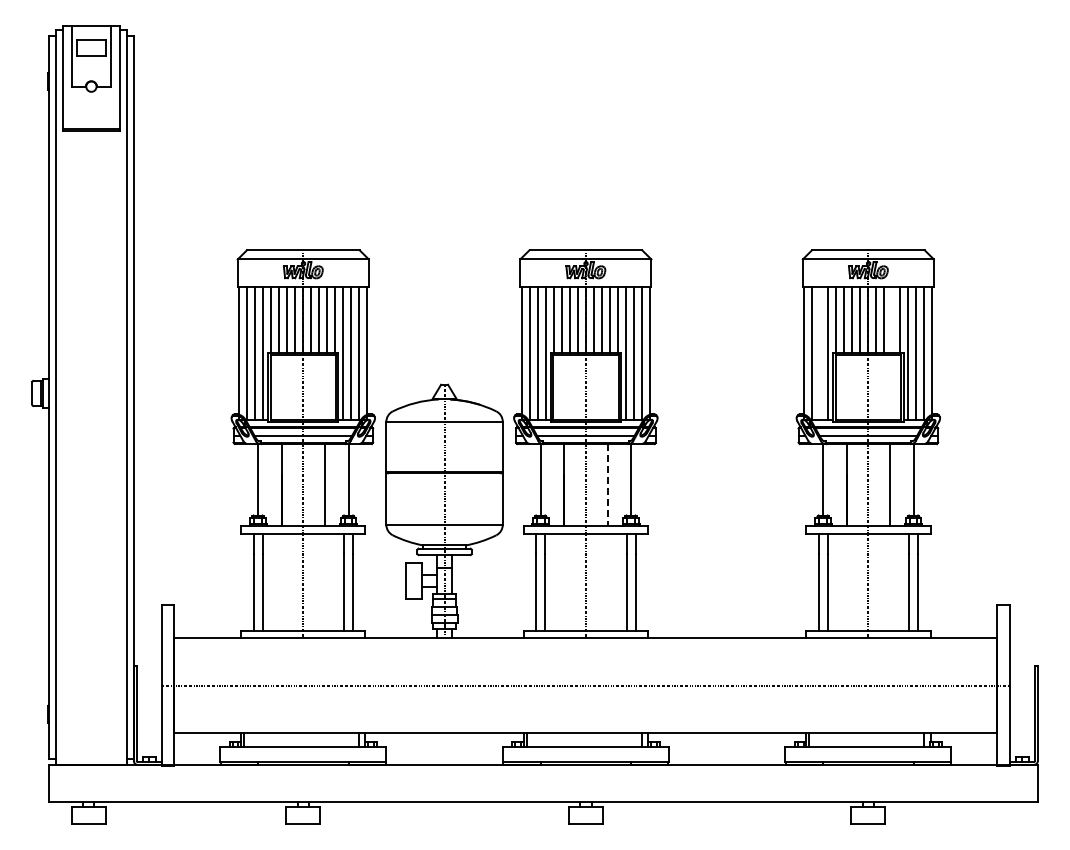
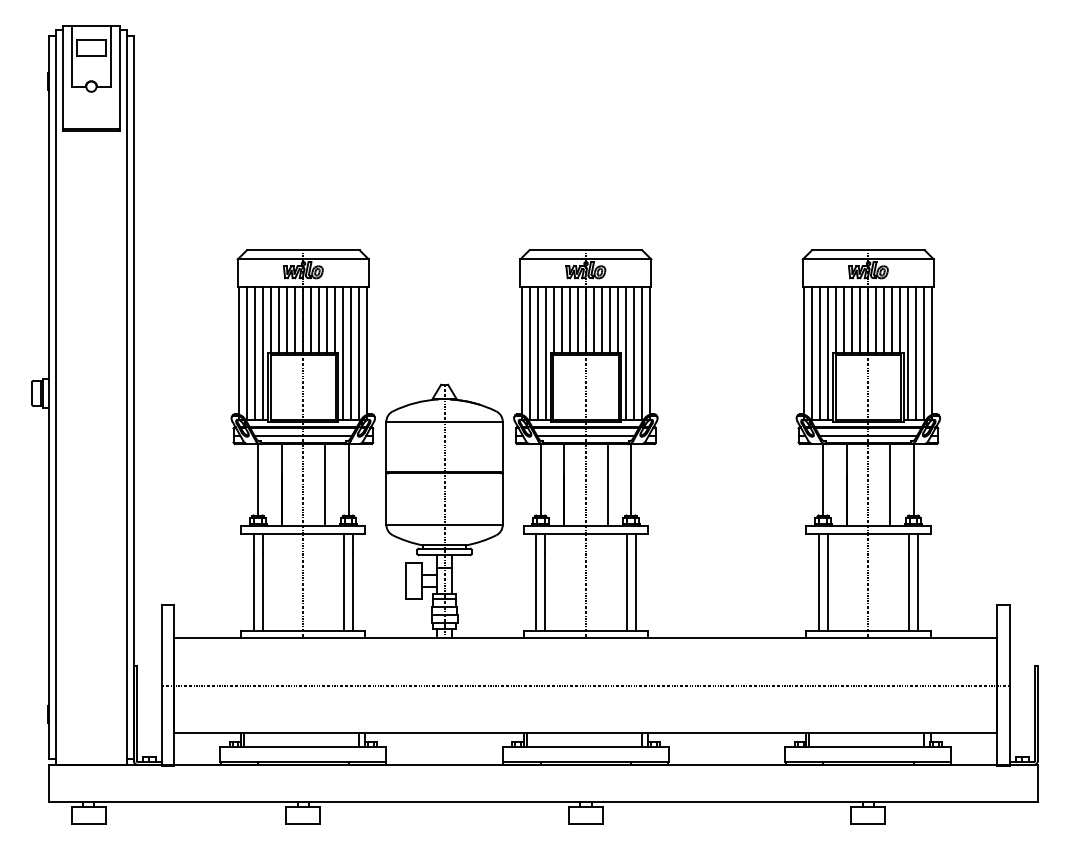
line: none -> present (892, 319)
line: none -> present (820, 353)
line: dashed -> solid (607, 484)
